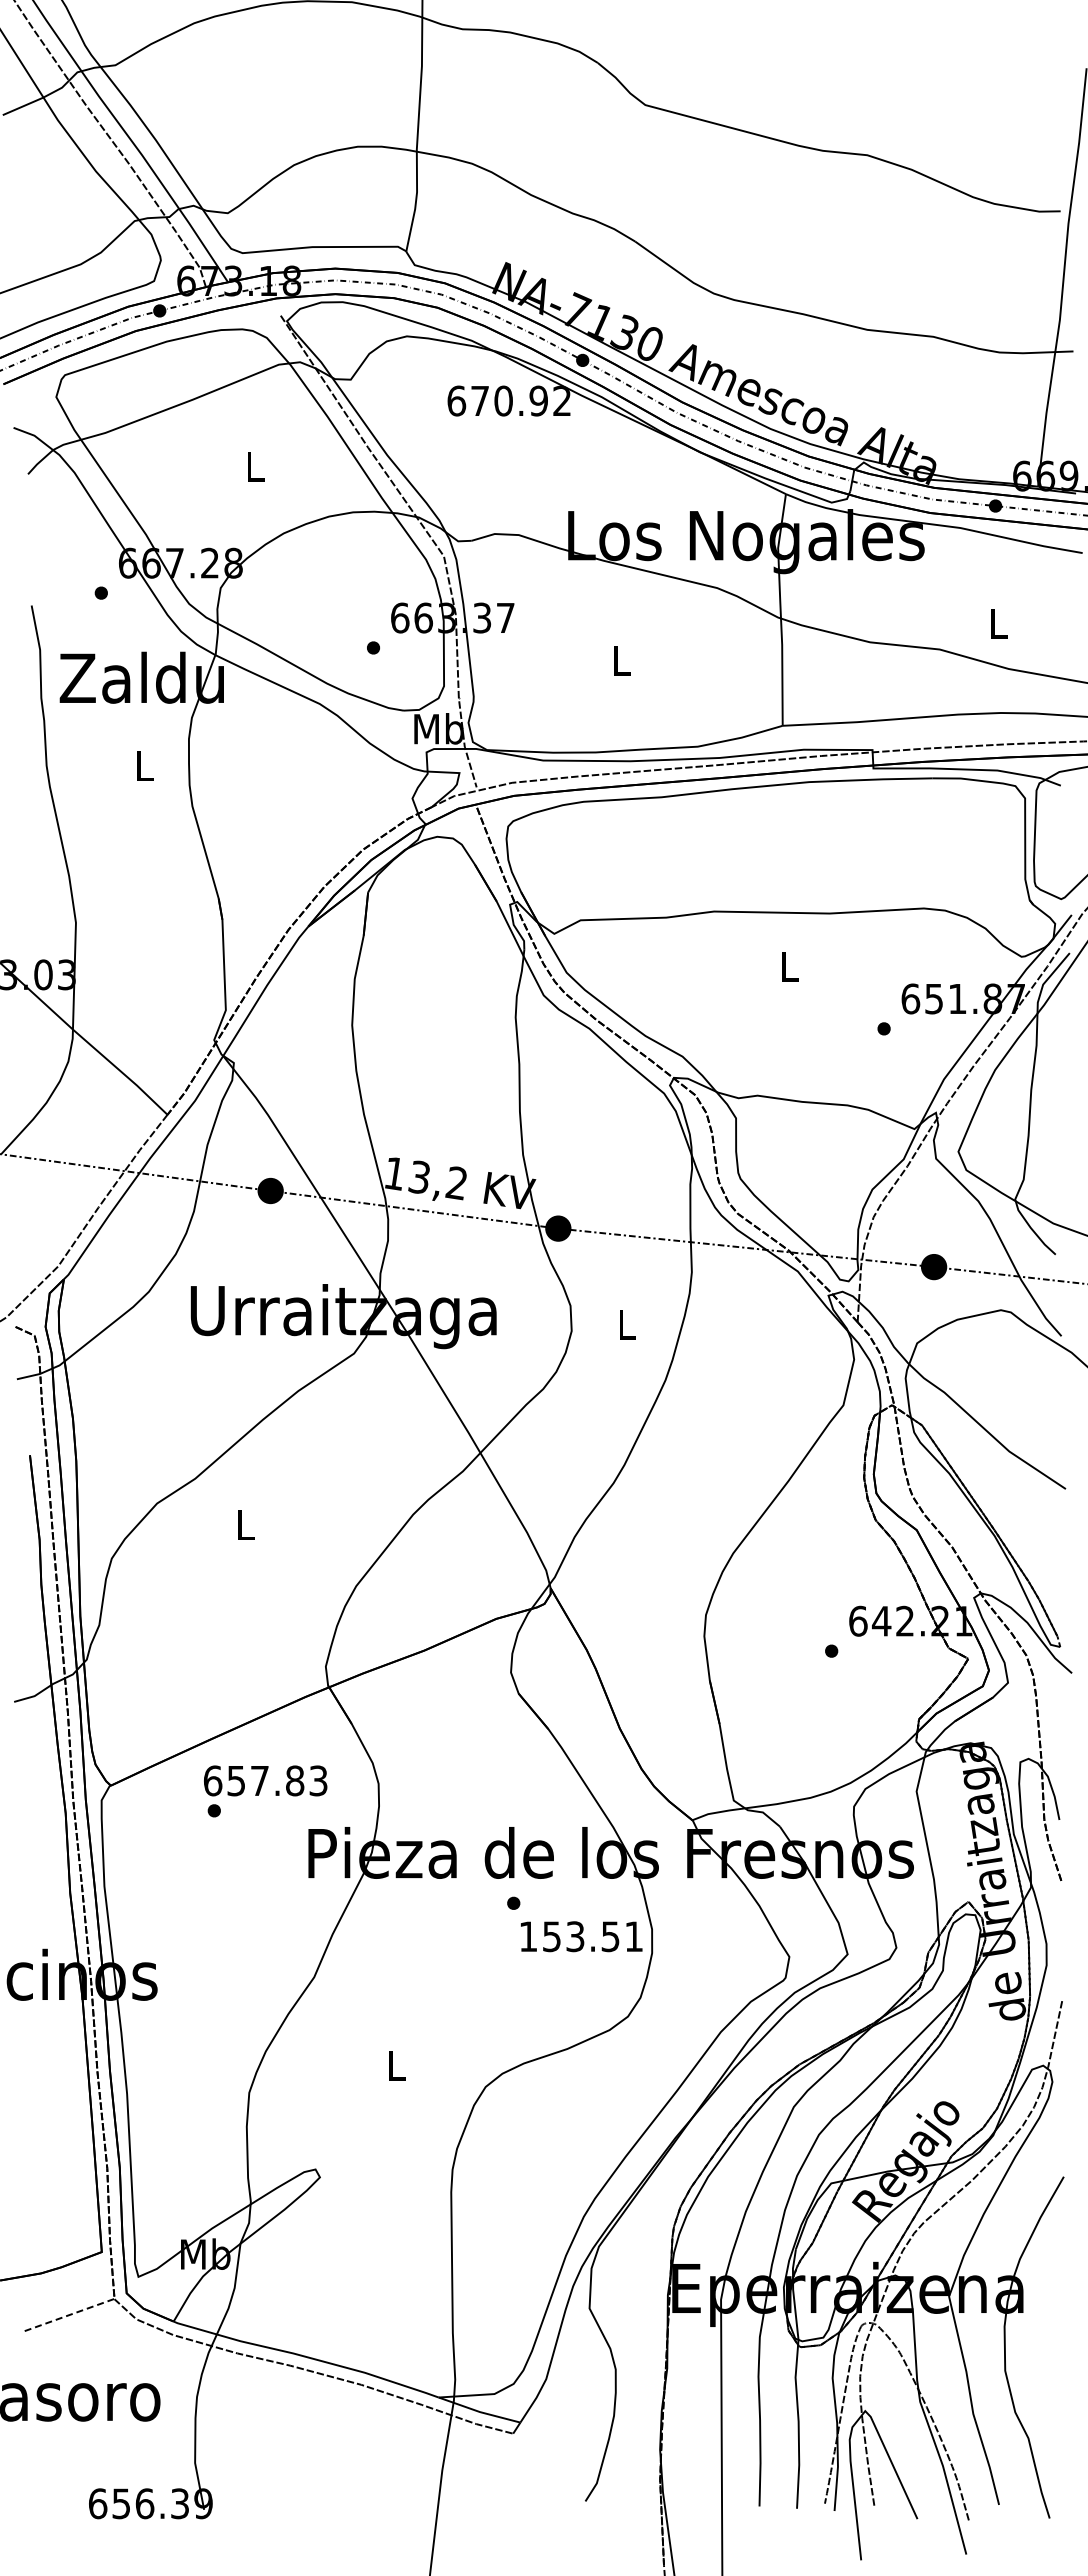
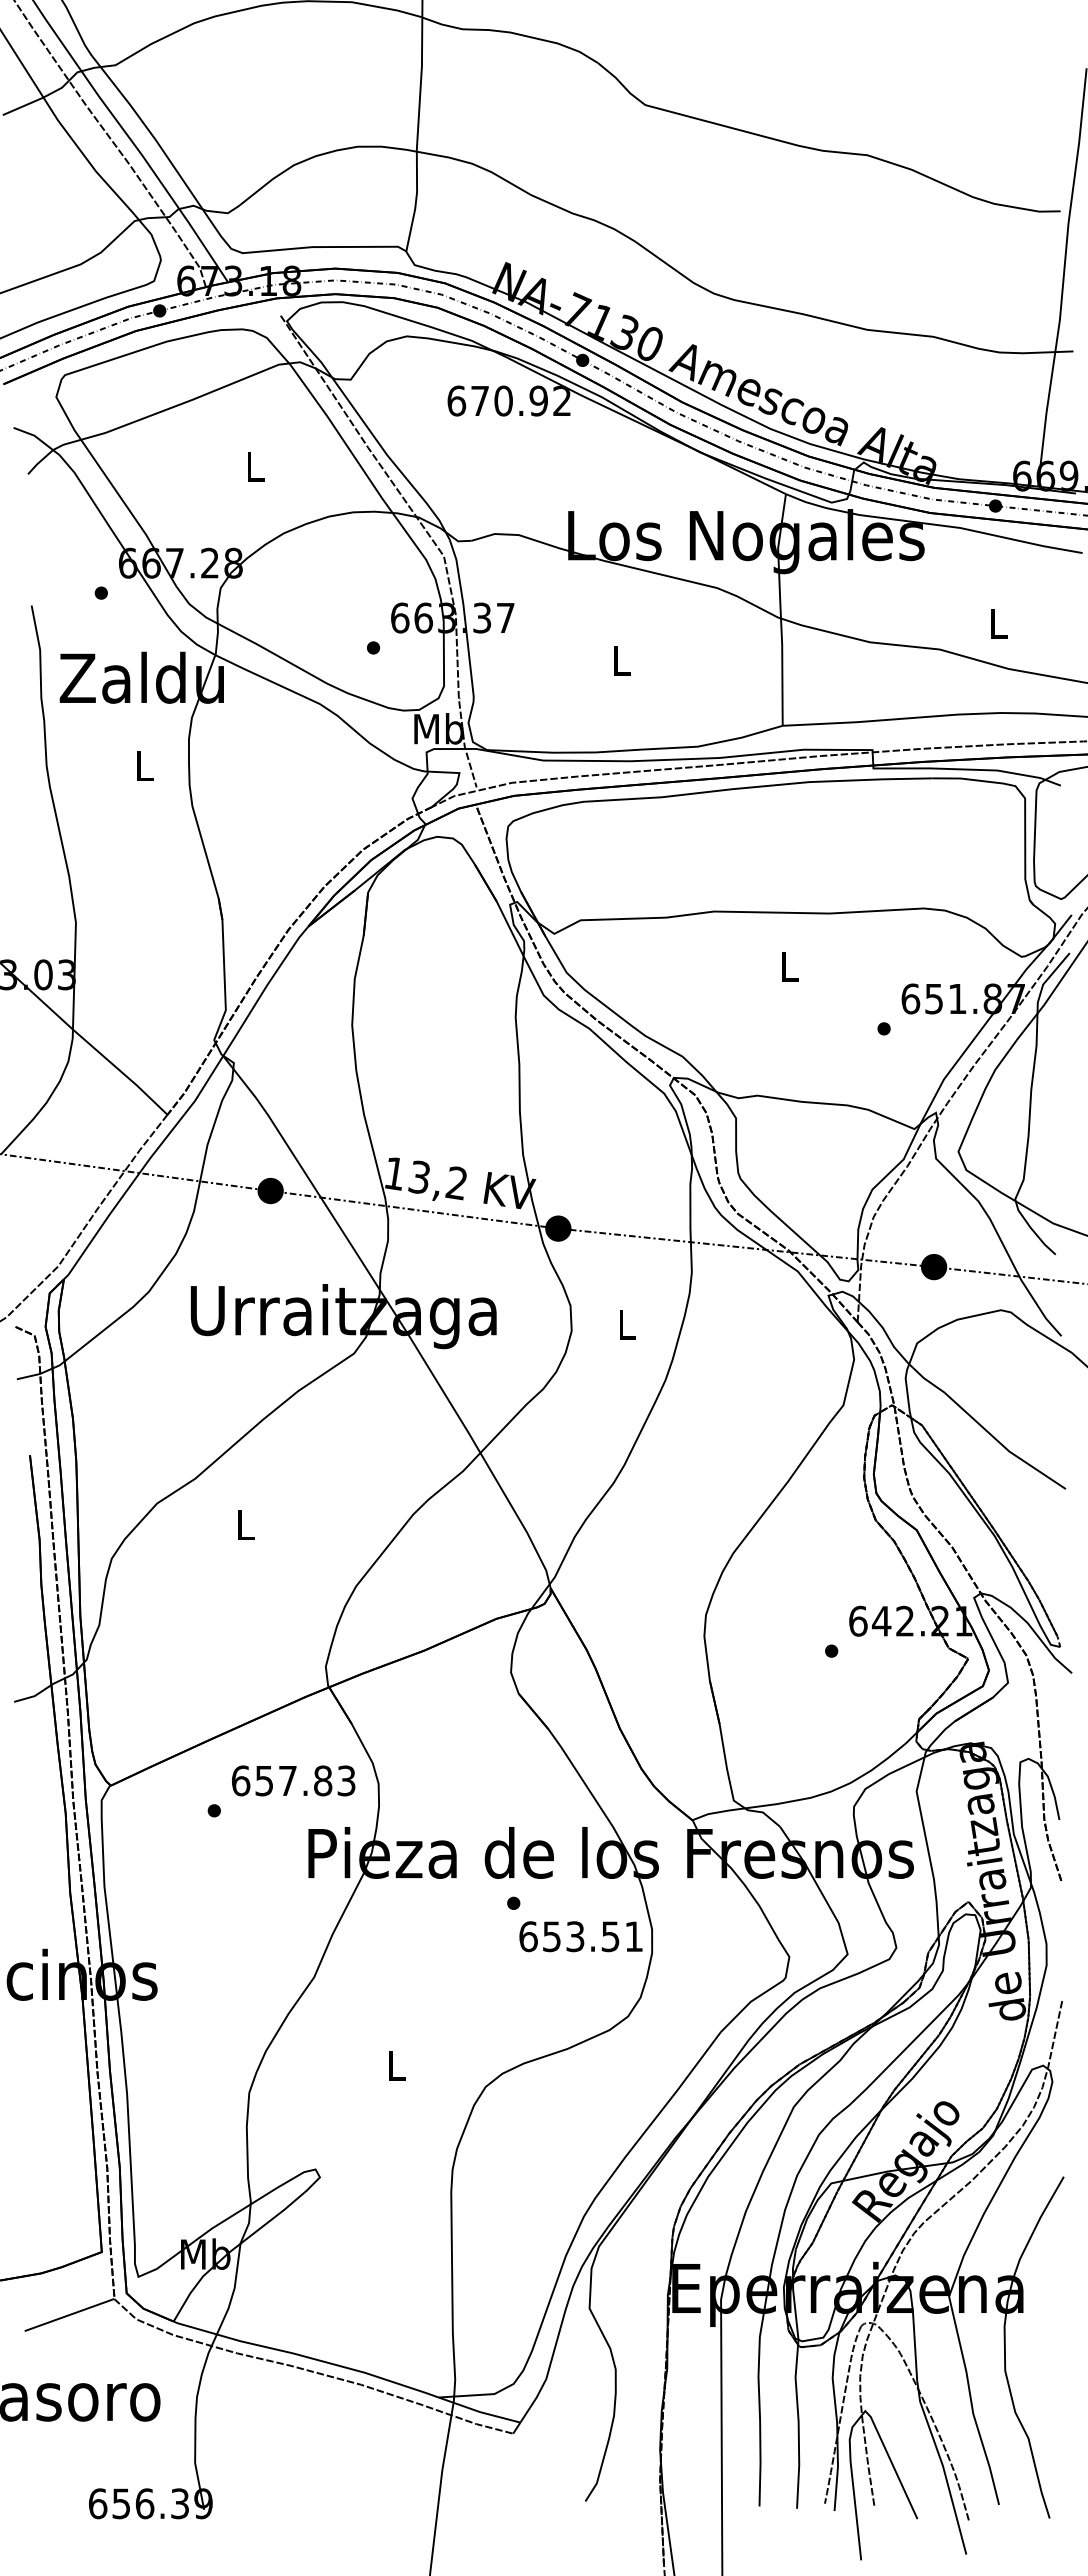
text position: (265, 1780) -> (293, 1780) (293, 1780)
text: 153.51 -> 653.51 (528, 1936)
line: dashed -> solid (69, 2315)
